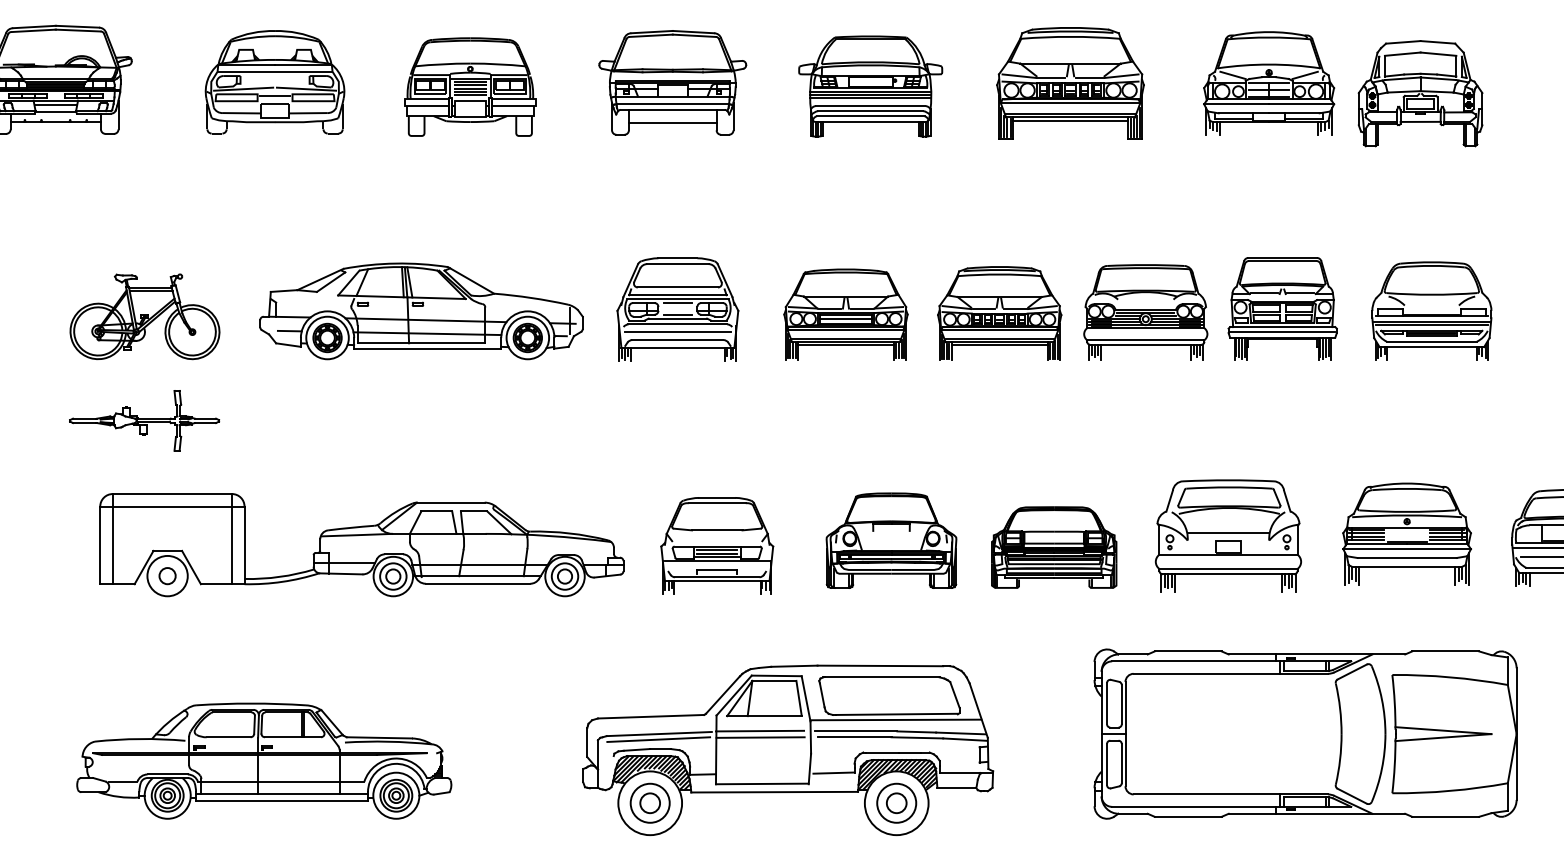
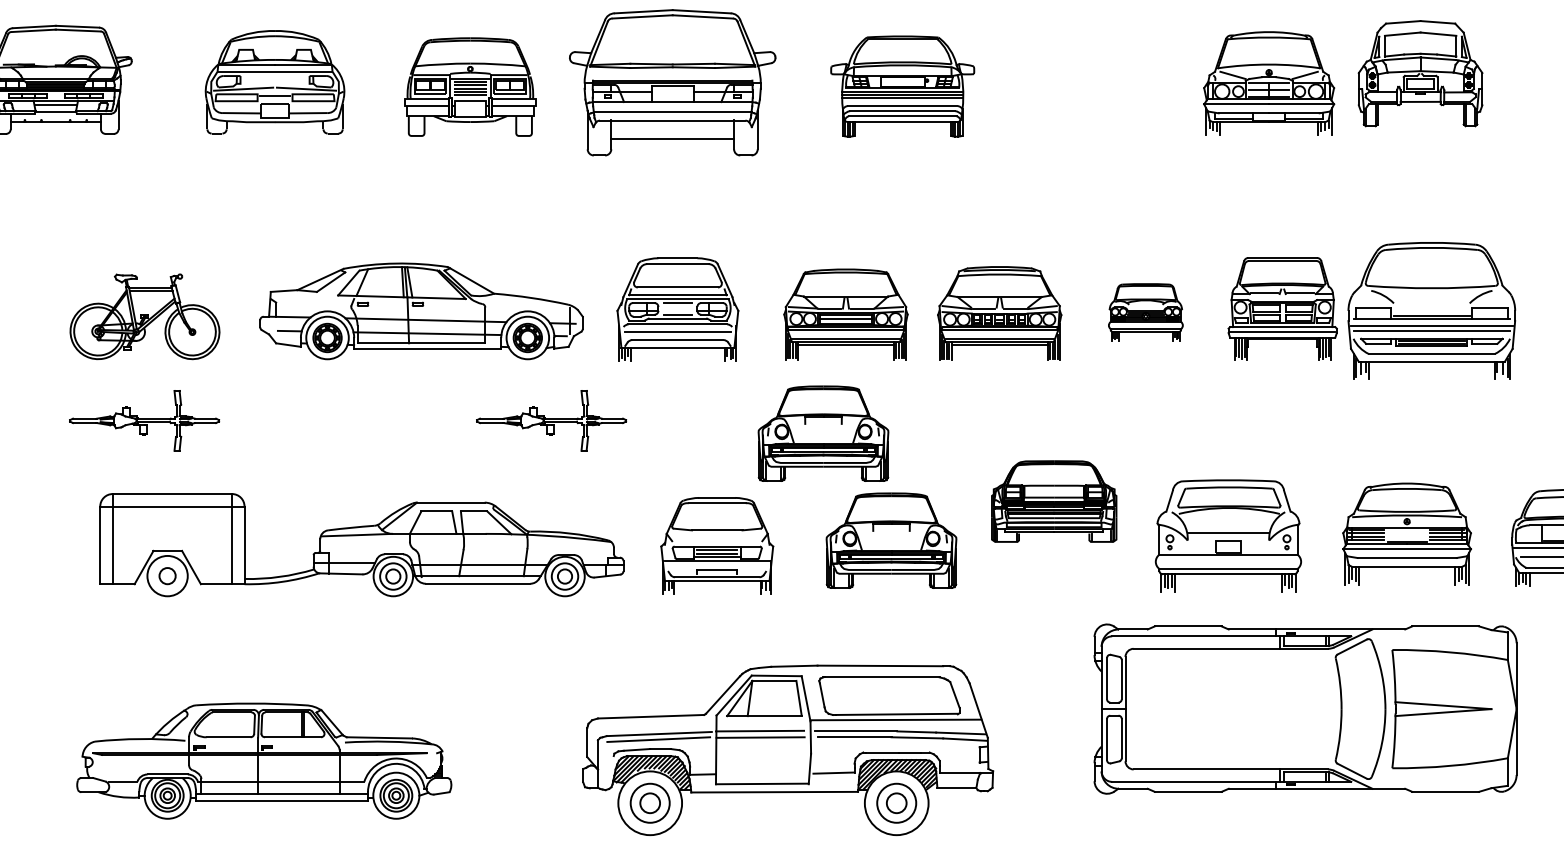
part size: 150x106 px -> 208x148 px (672, 82)
part: present -> none (1070, 83)
part position: (870, 86) -> (902, 86) (902, 86)
part position: (1420, 93) -> (1420, 73) (1420, 73)
part size: 122x100 px -> 170x138 px (1431, 310)
part size: 126x97 px -> 76x59 px (1145, 312)
part: none -> present (551, 420)
part: none -> present (823, 433)
part position: (1054, 547) -> (1054, 501) (1054, 501)
part position: (1305, 733) -> (1305, 708) (1305, 708)
